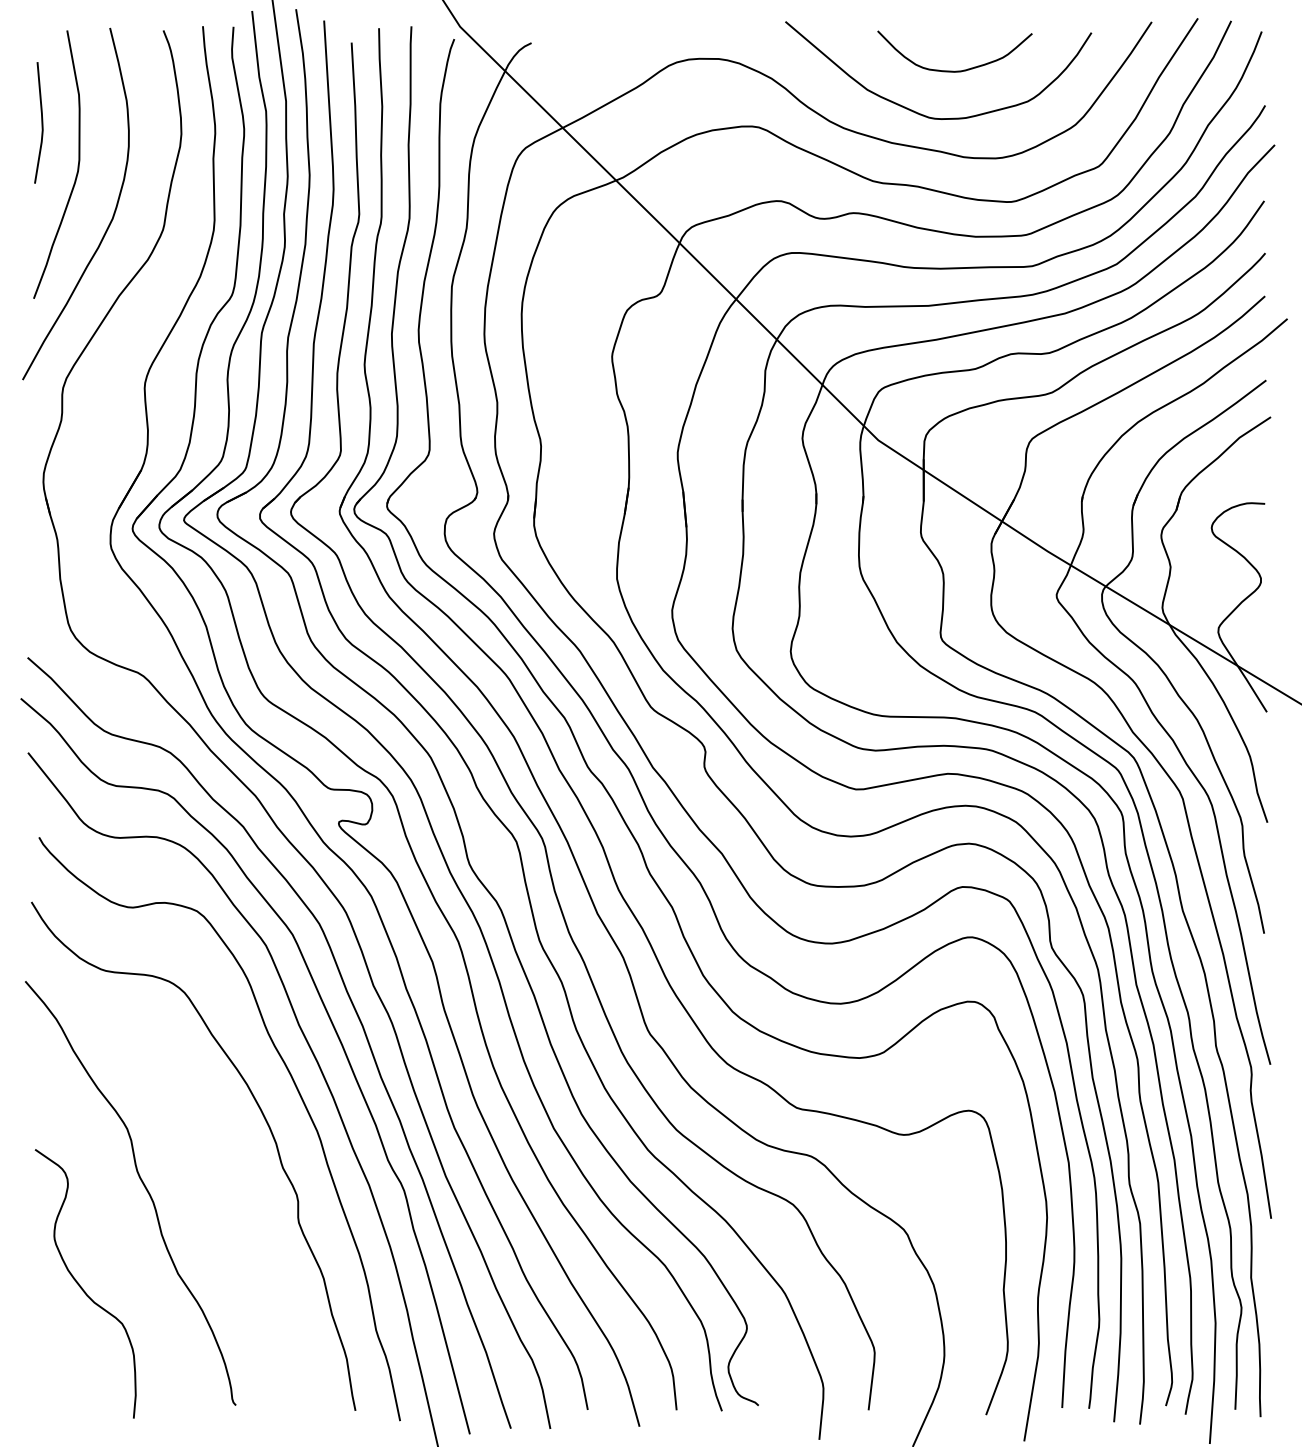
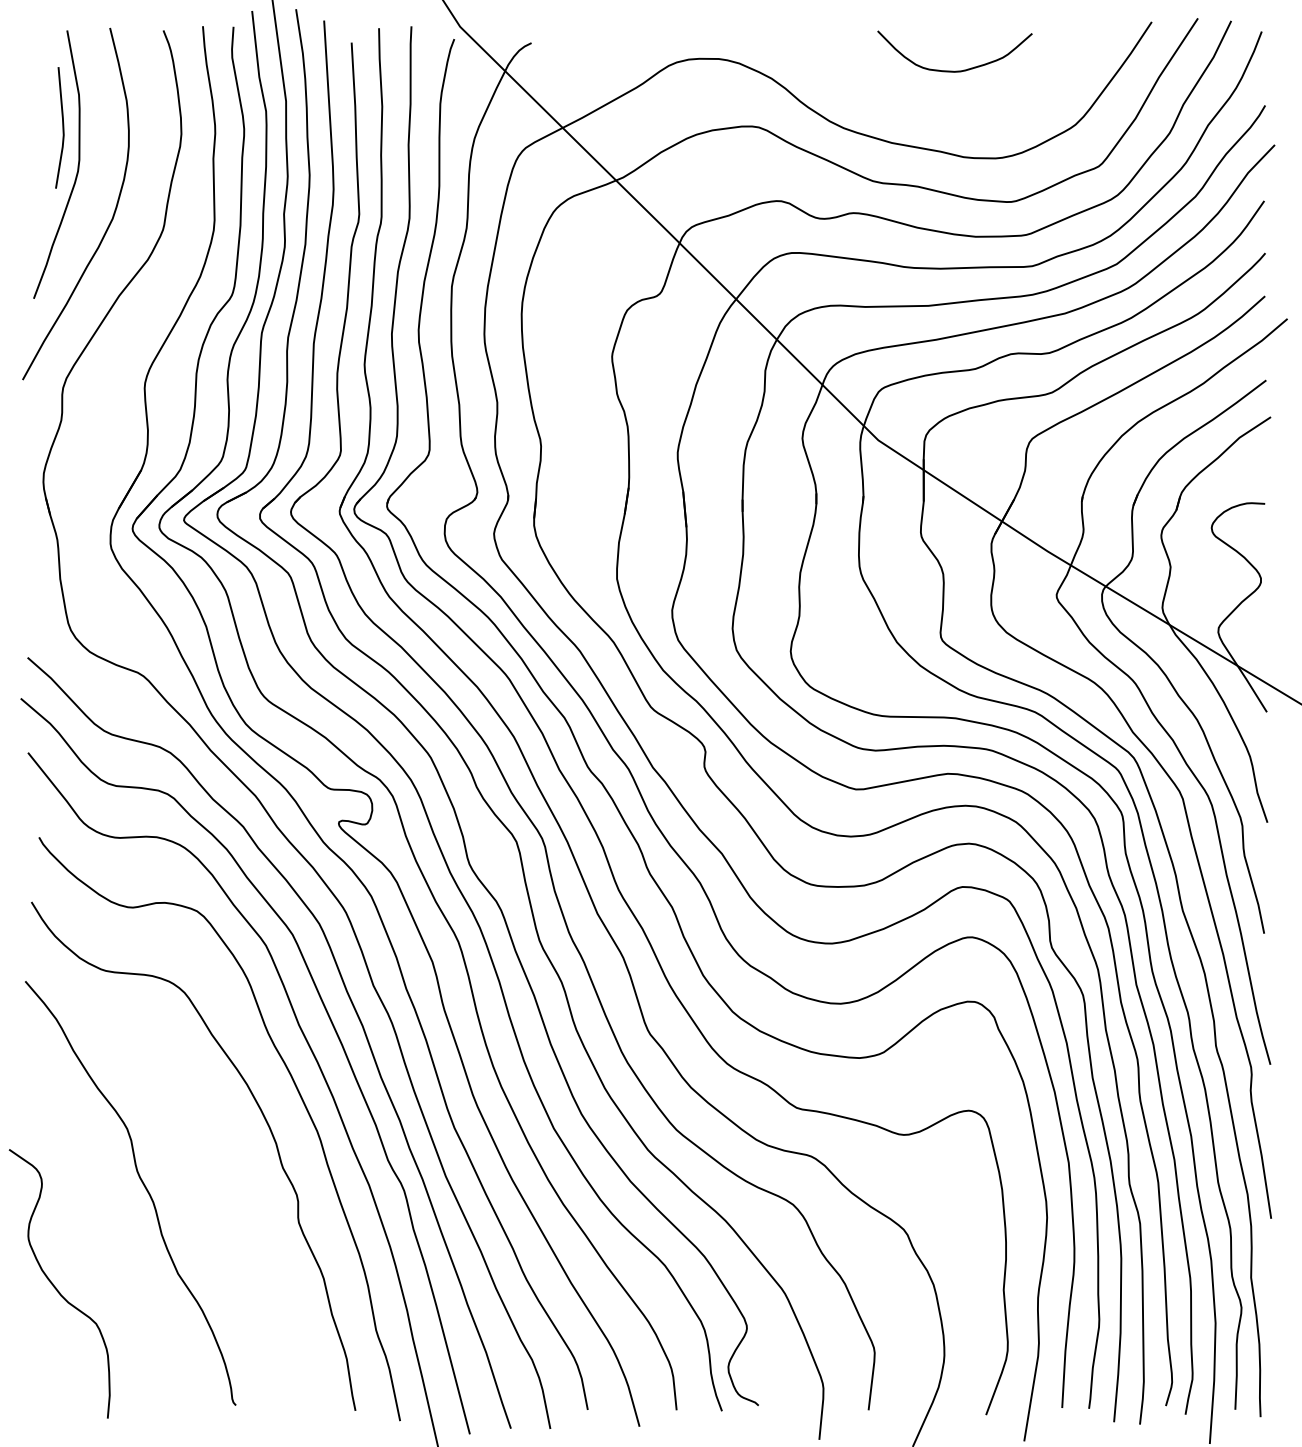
curve: present -> none (921, 113)
line position: (41, 122) -> (62, 127) (62, 127)
curve position: (81, 1286) -> (55, 1286) (55, 1286)
